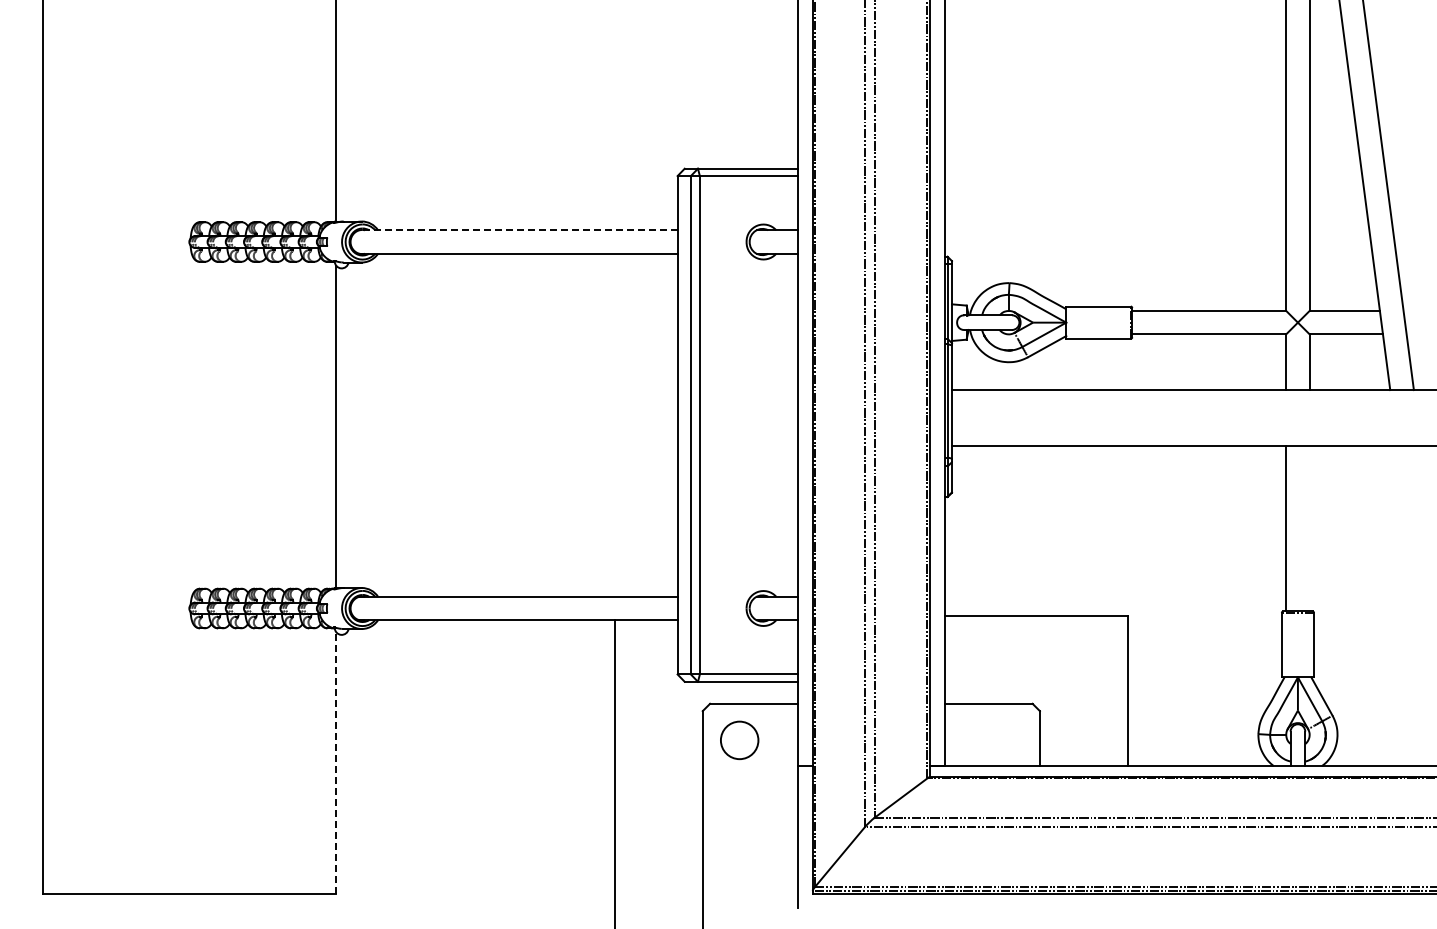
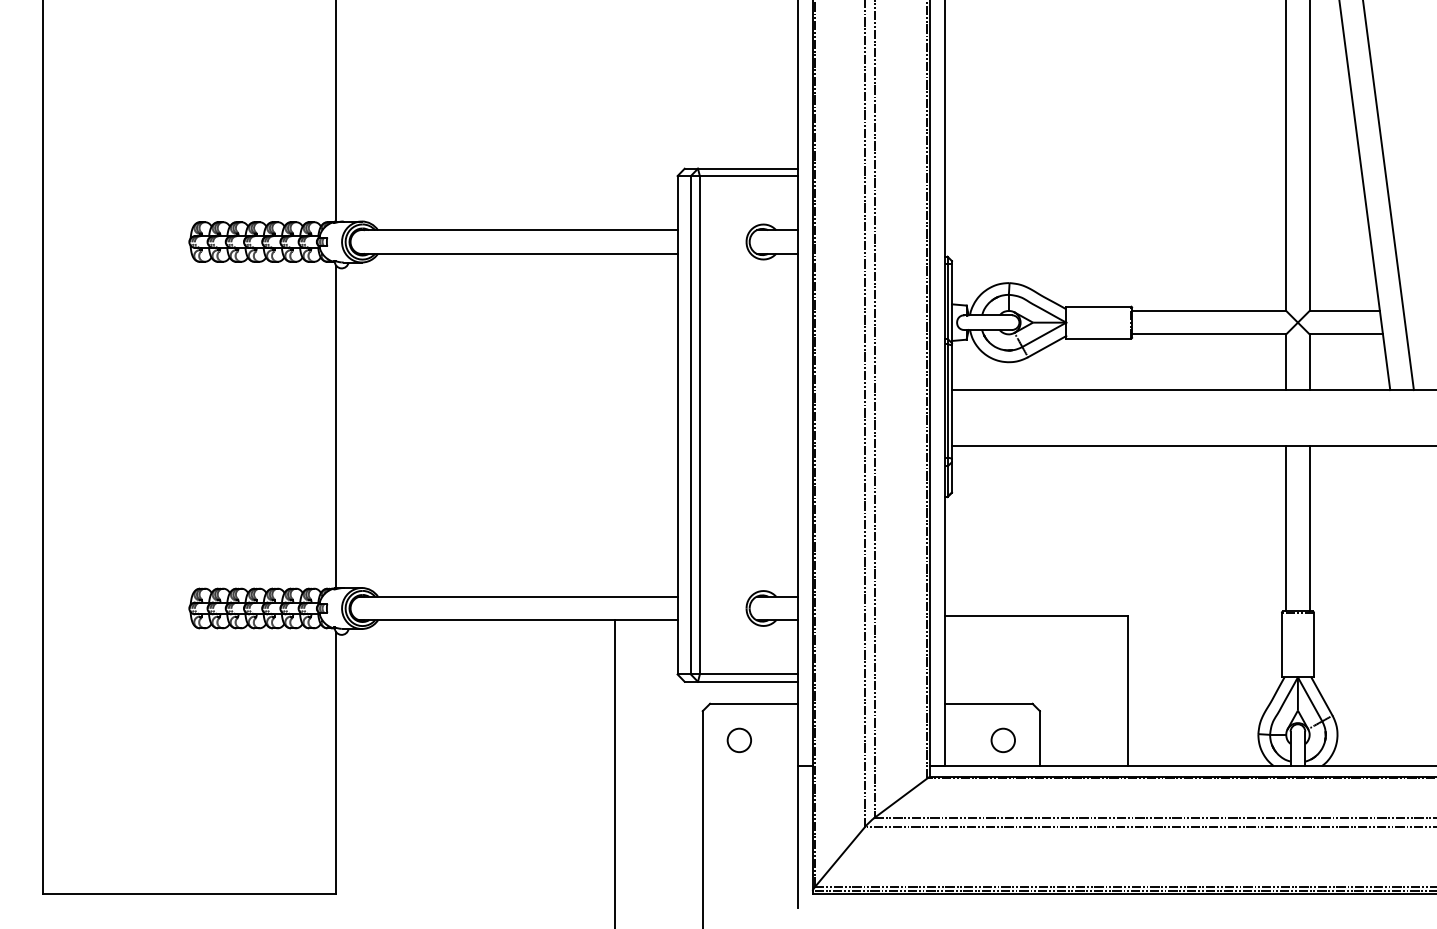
line: dashed -> solid (518, 230)
line: none -> present (1309, 528)
circle size: 40x41 px -> 26x27 px (738, 740)
circle: none -> present (1002, 740)
line: dashed -> solid (336, 762)
